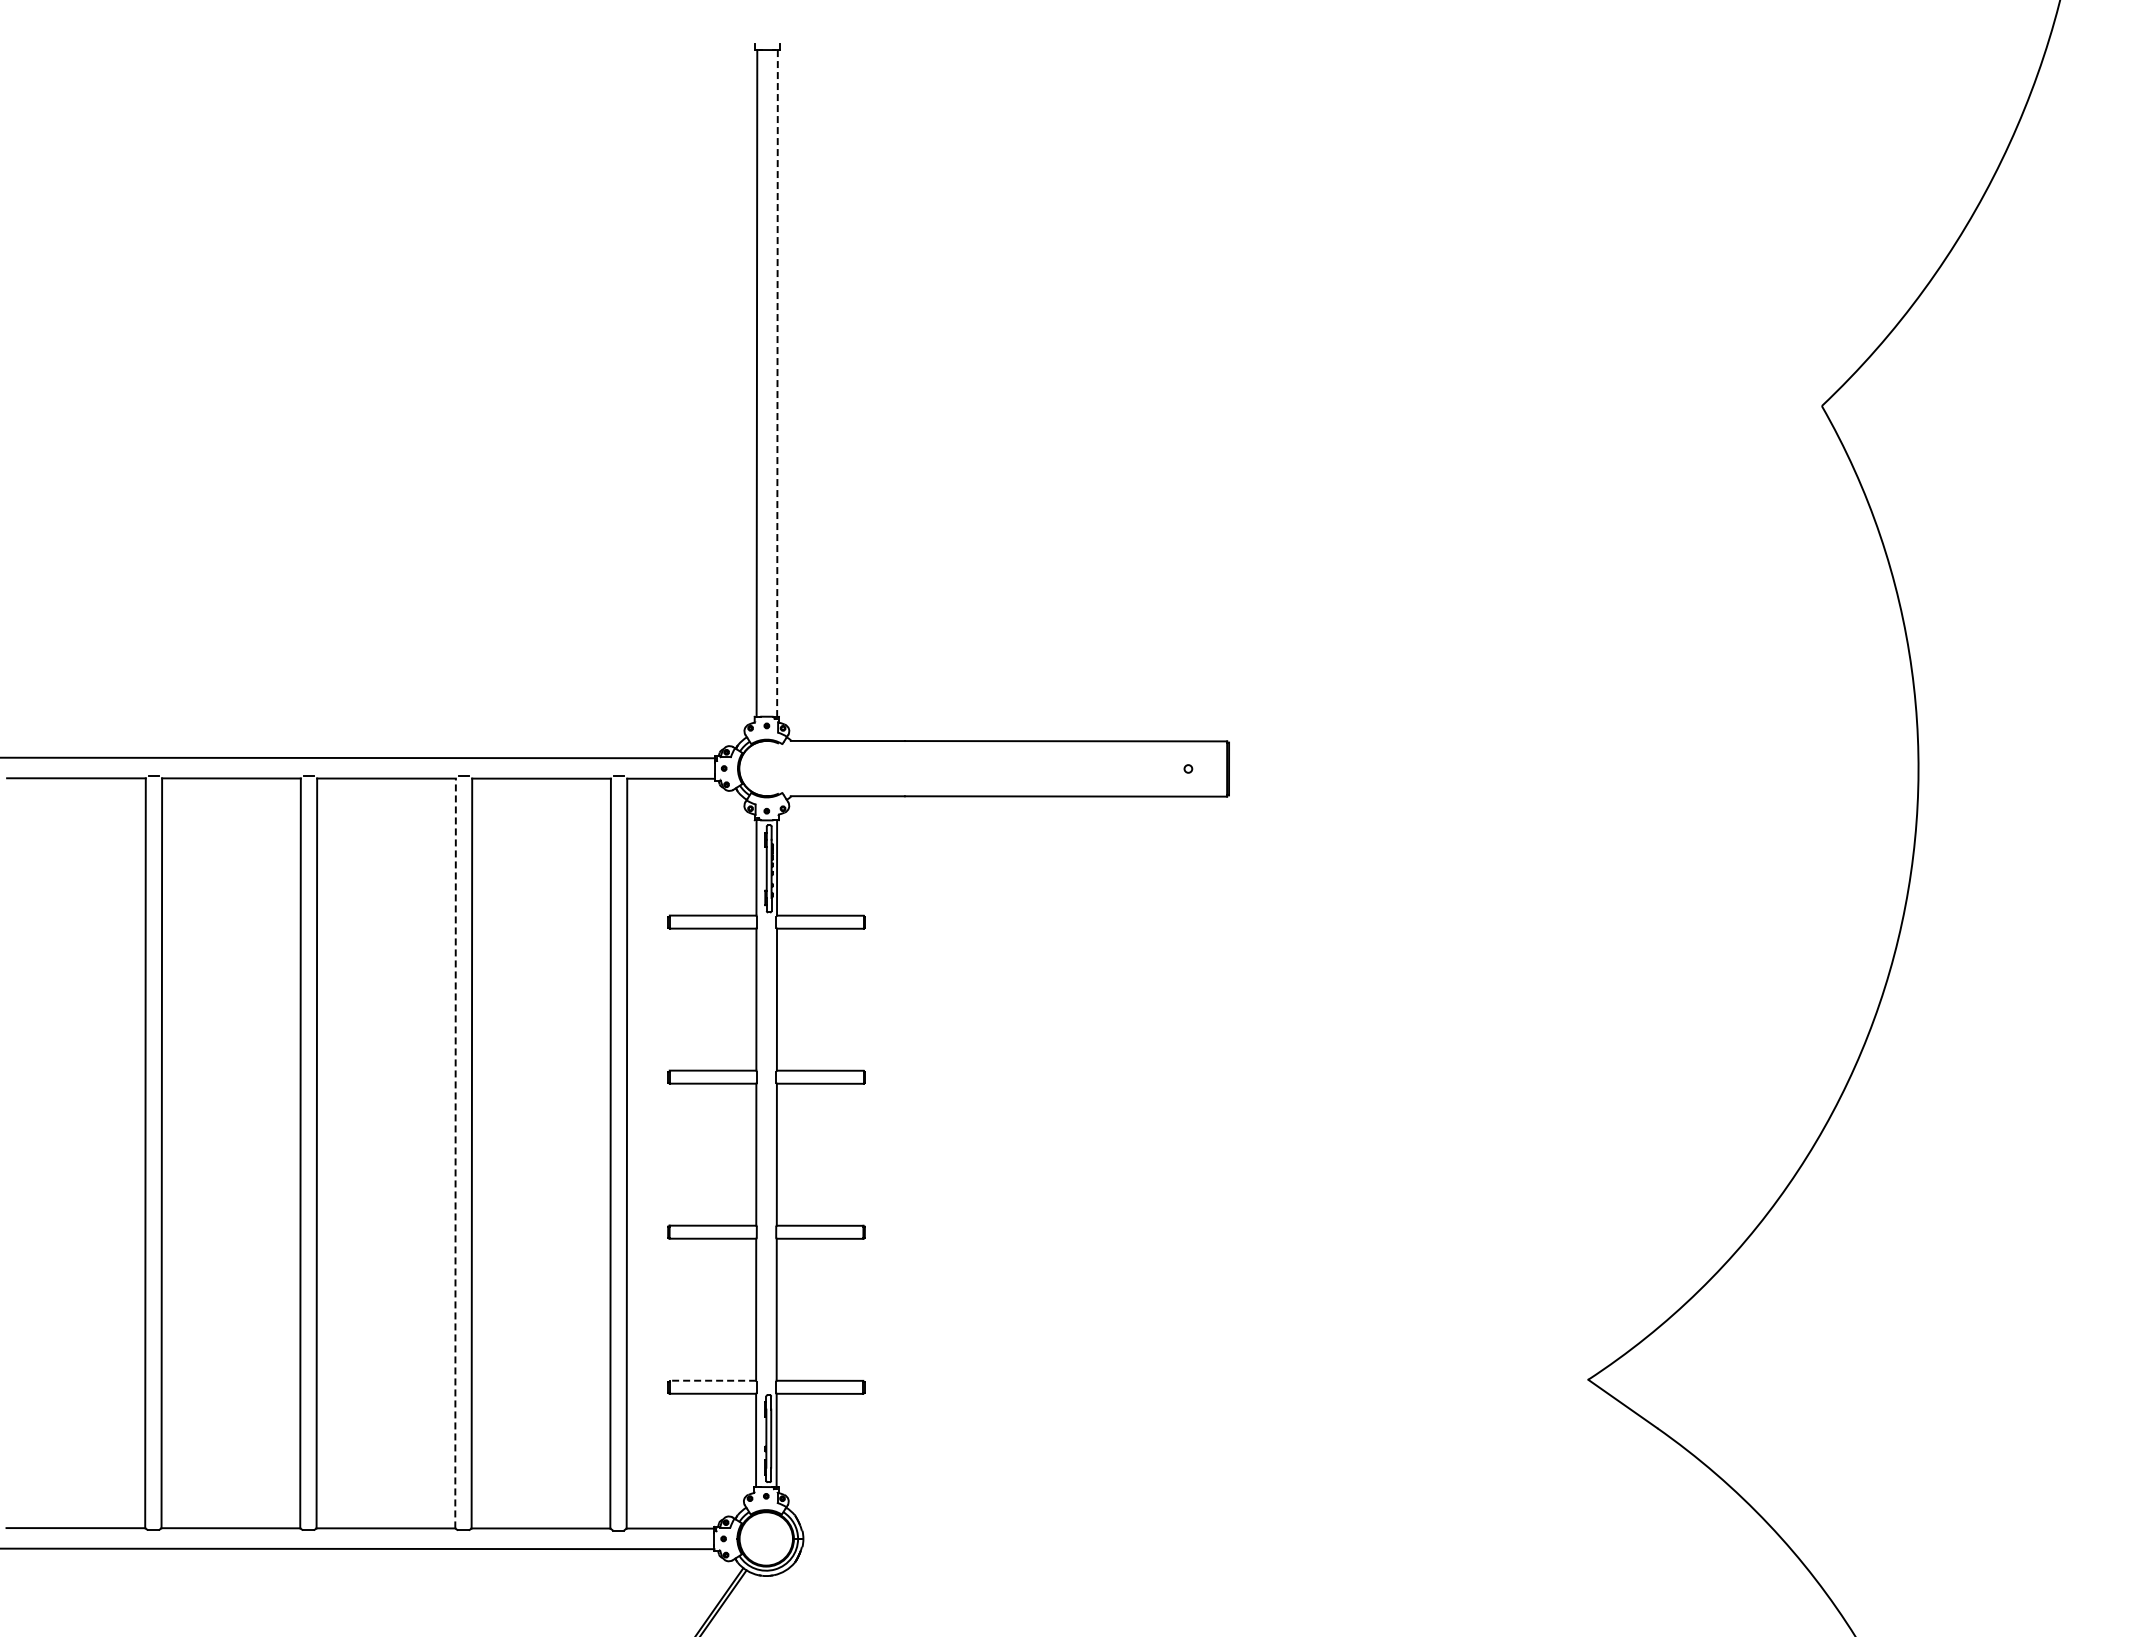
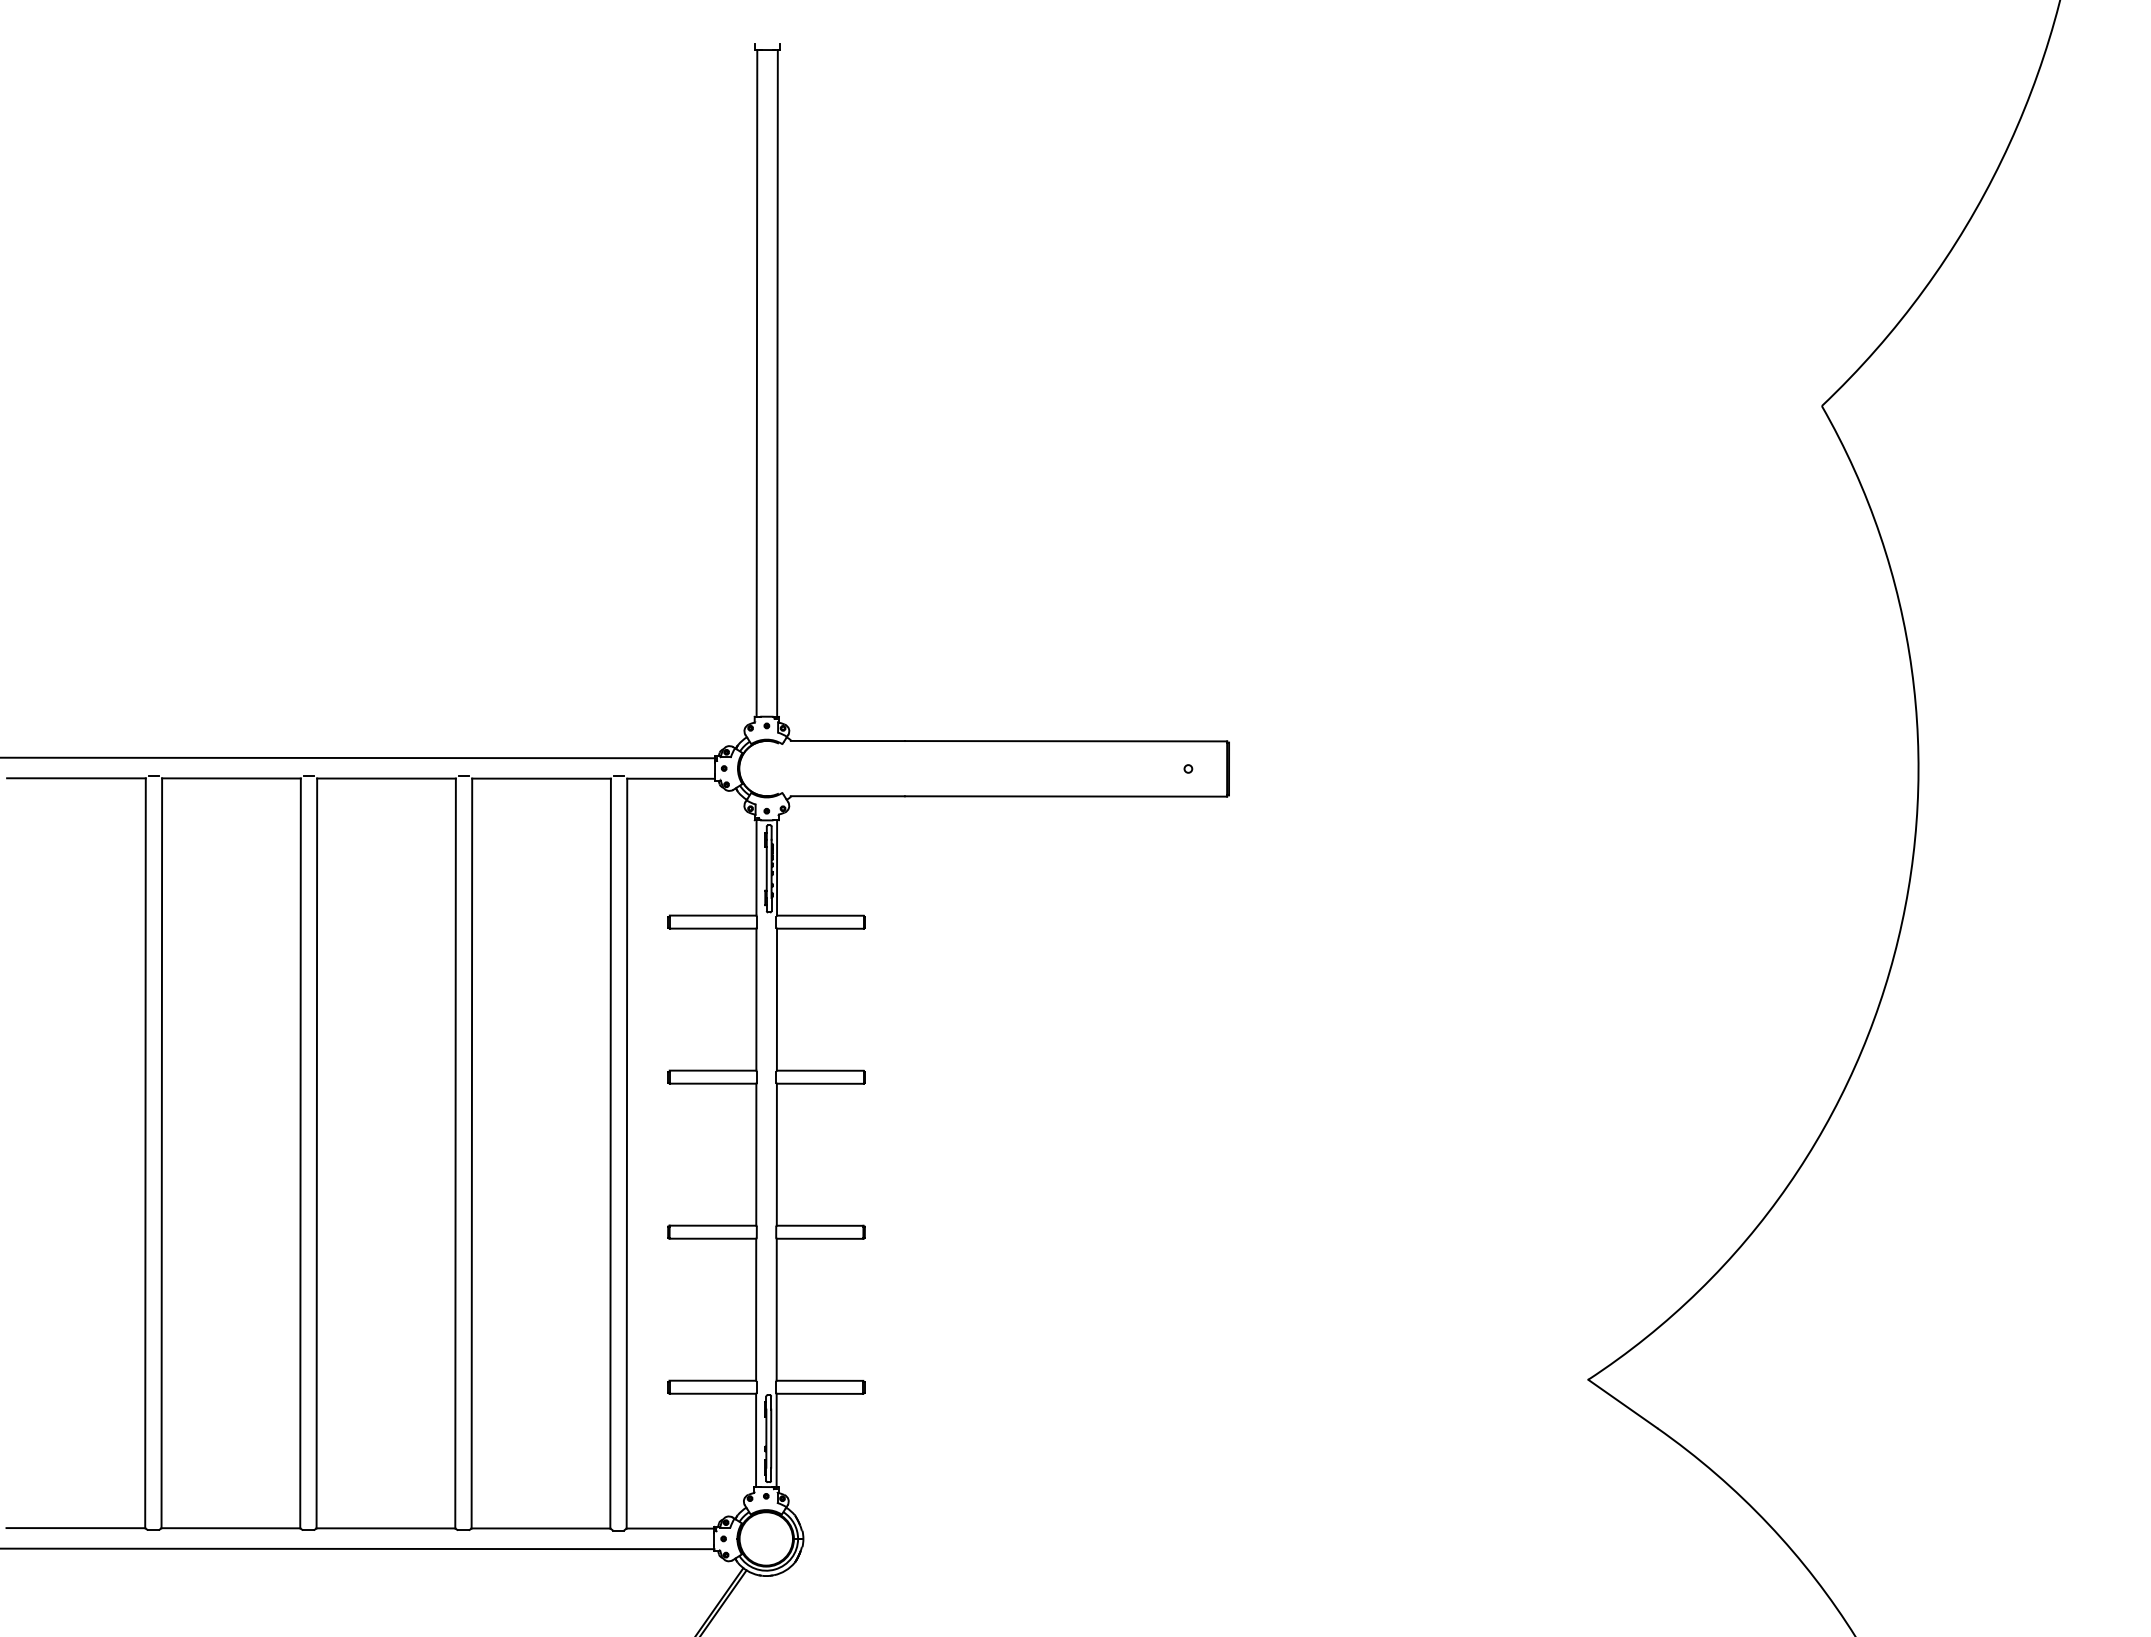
line: dashed -> solid (777, 383)
line: dashed -> solid (455, 1153)
line: dashed -> solid (712, 1380)
